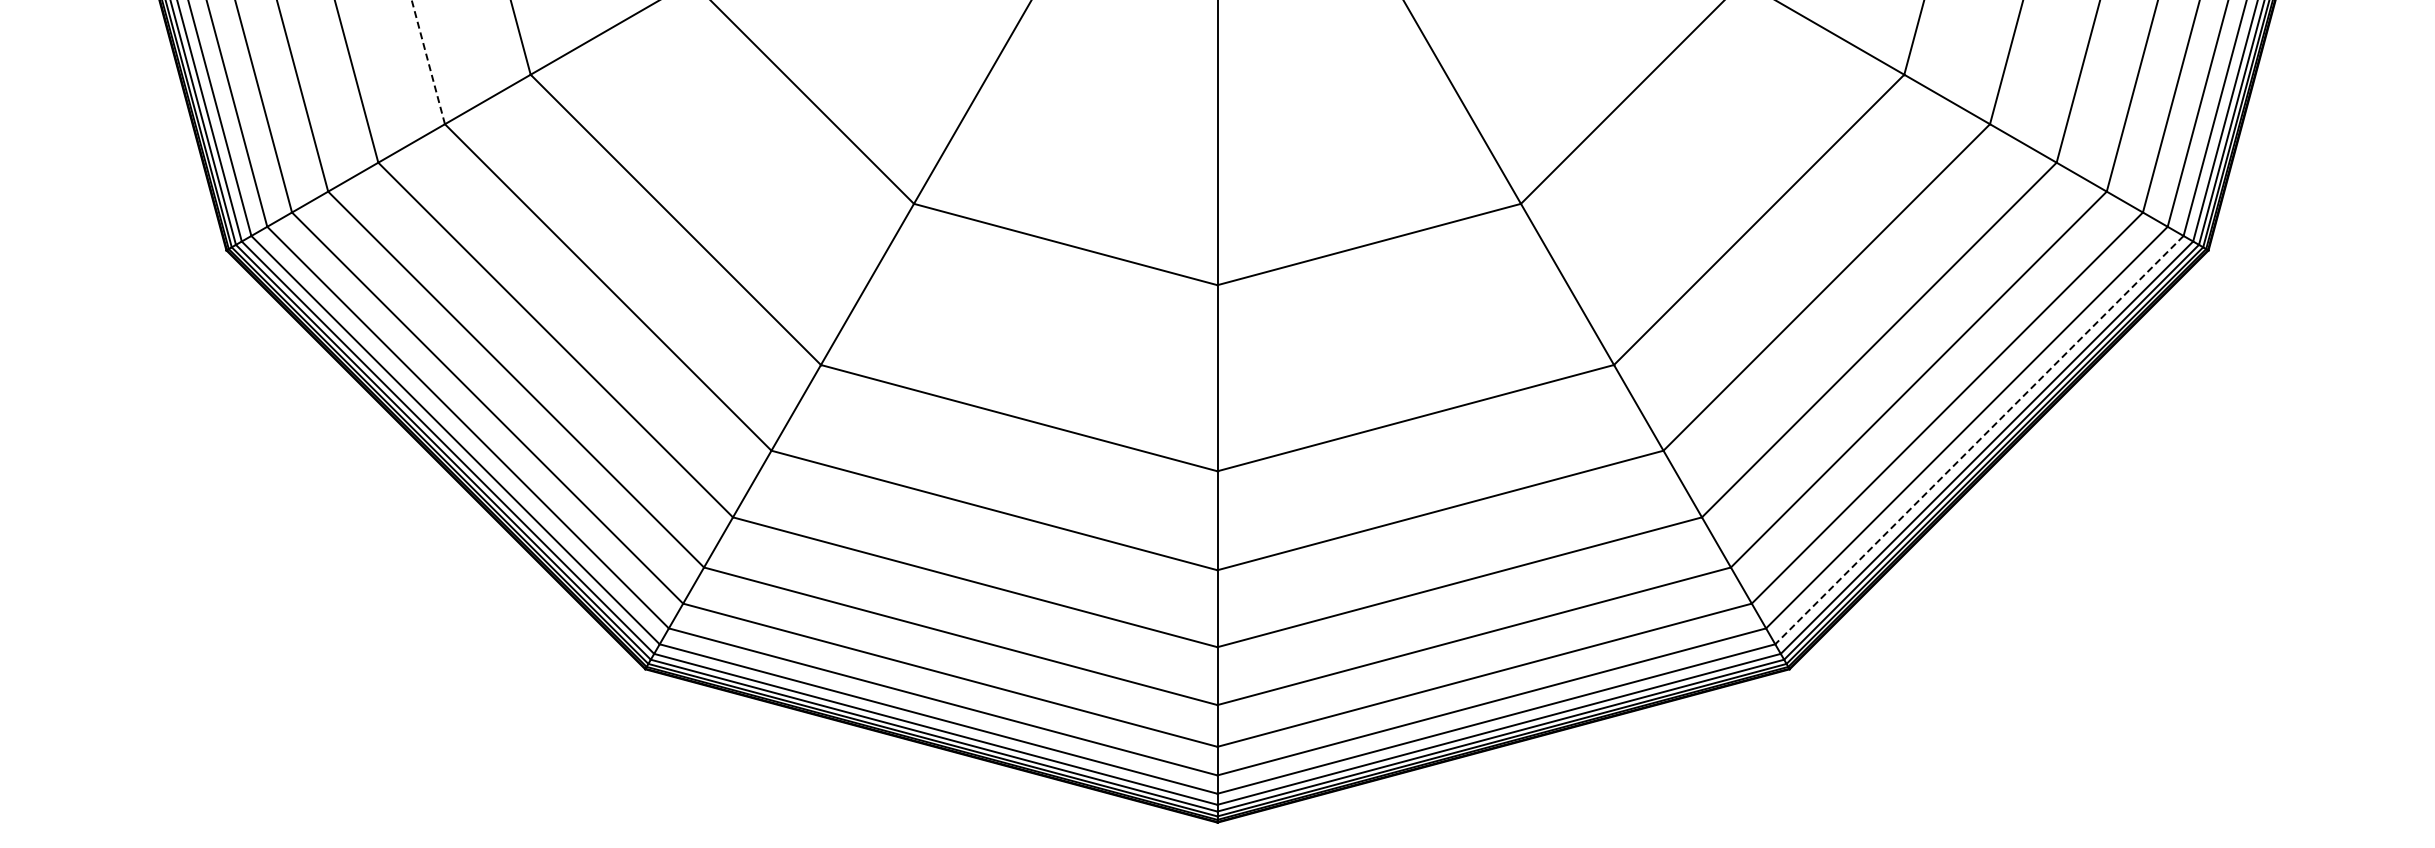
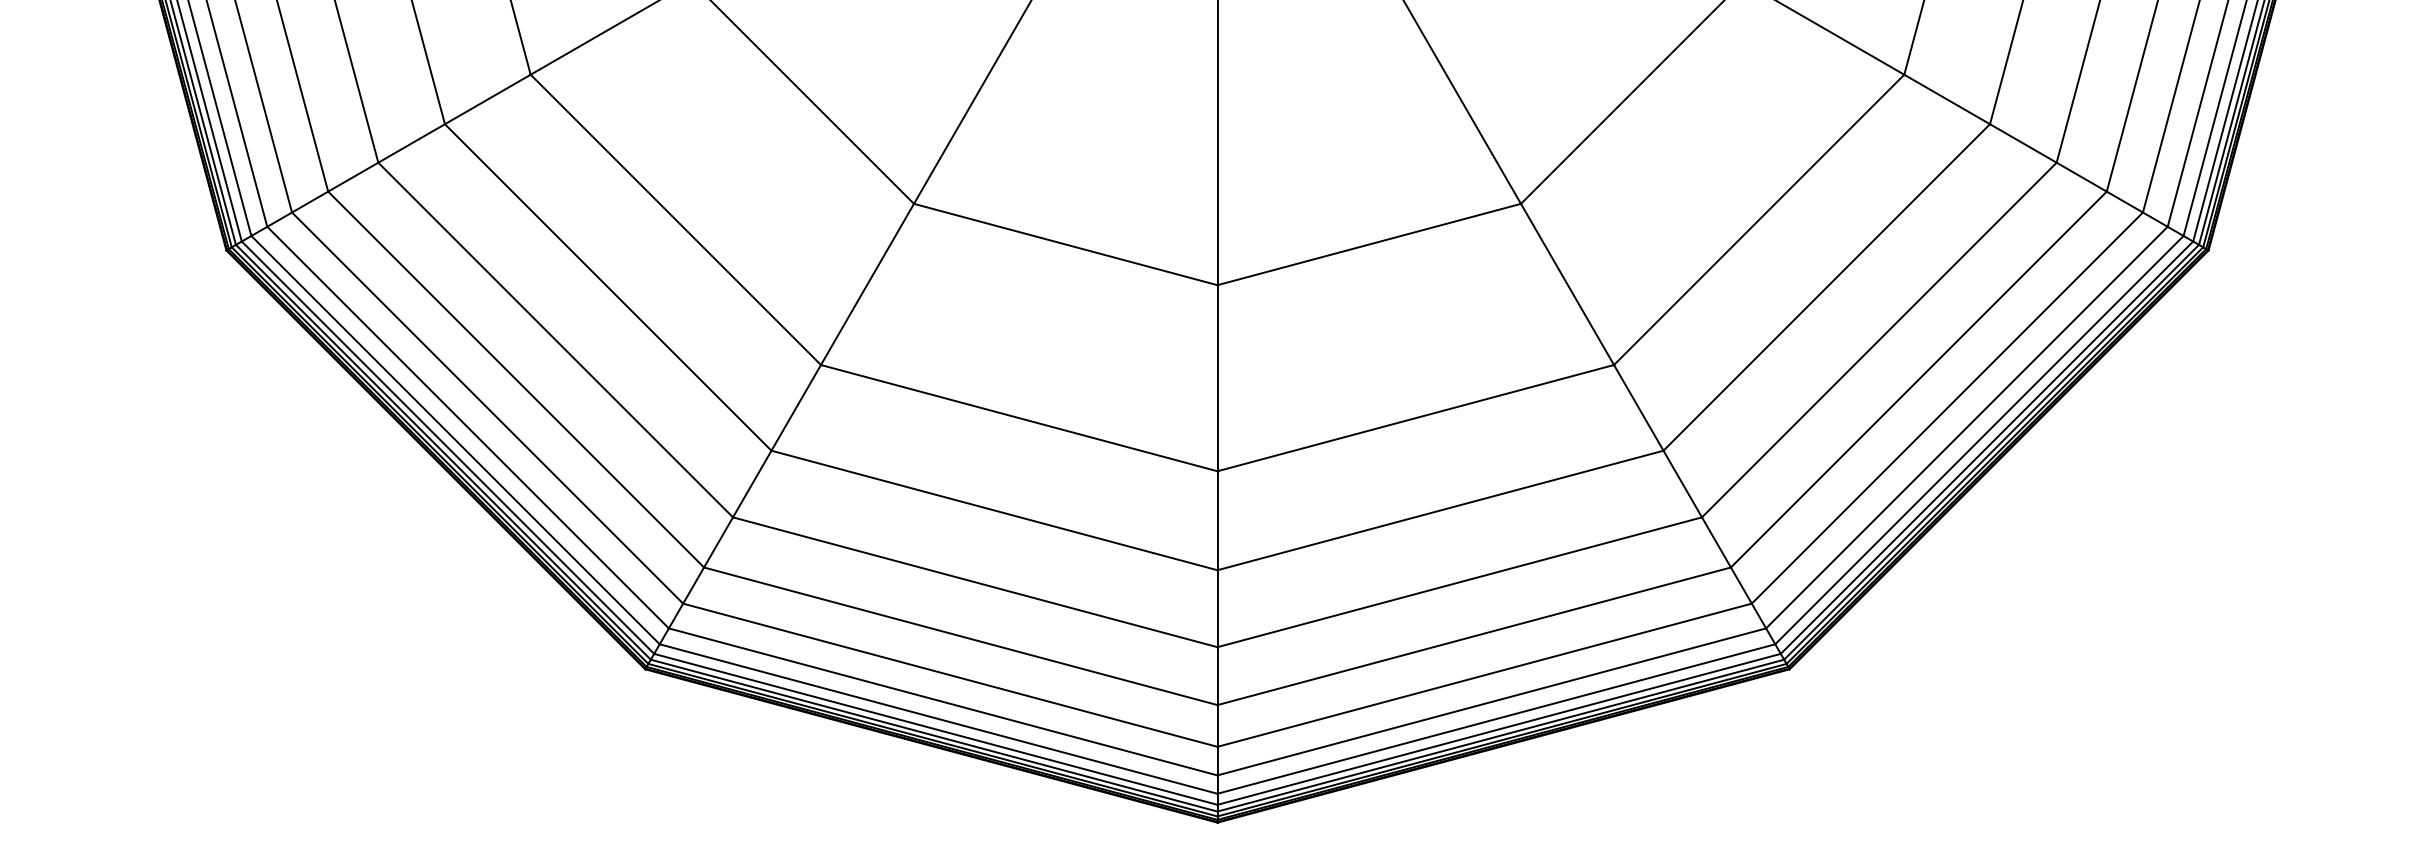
line: dashed -> solid (428, 62)
line: dashed -> solid (1979, 440)
